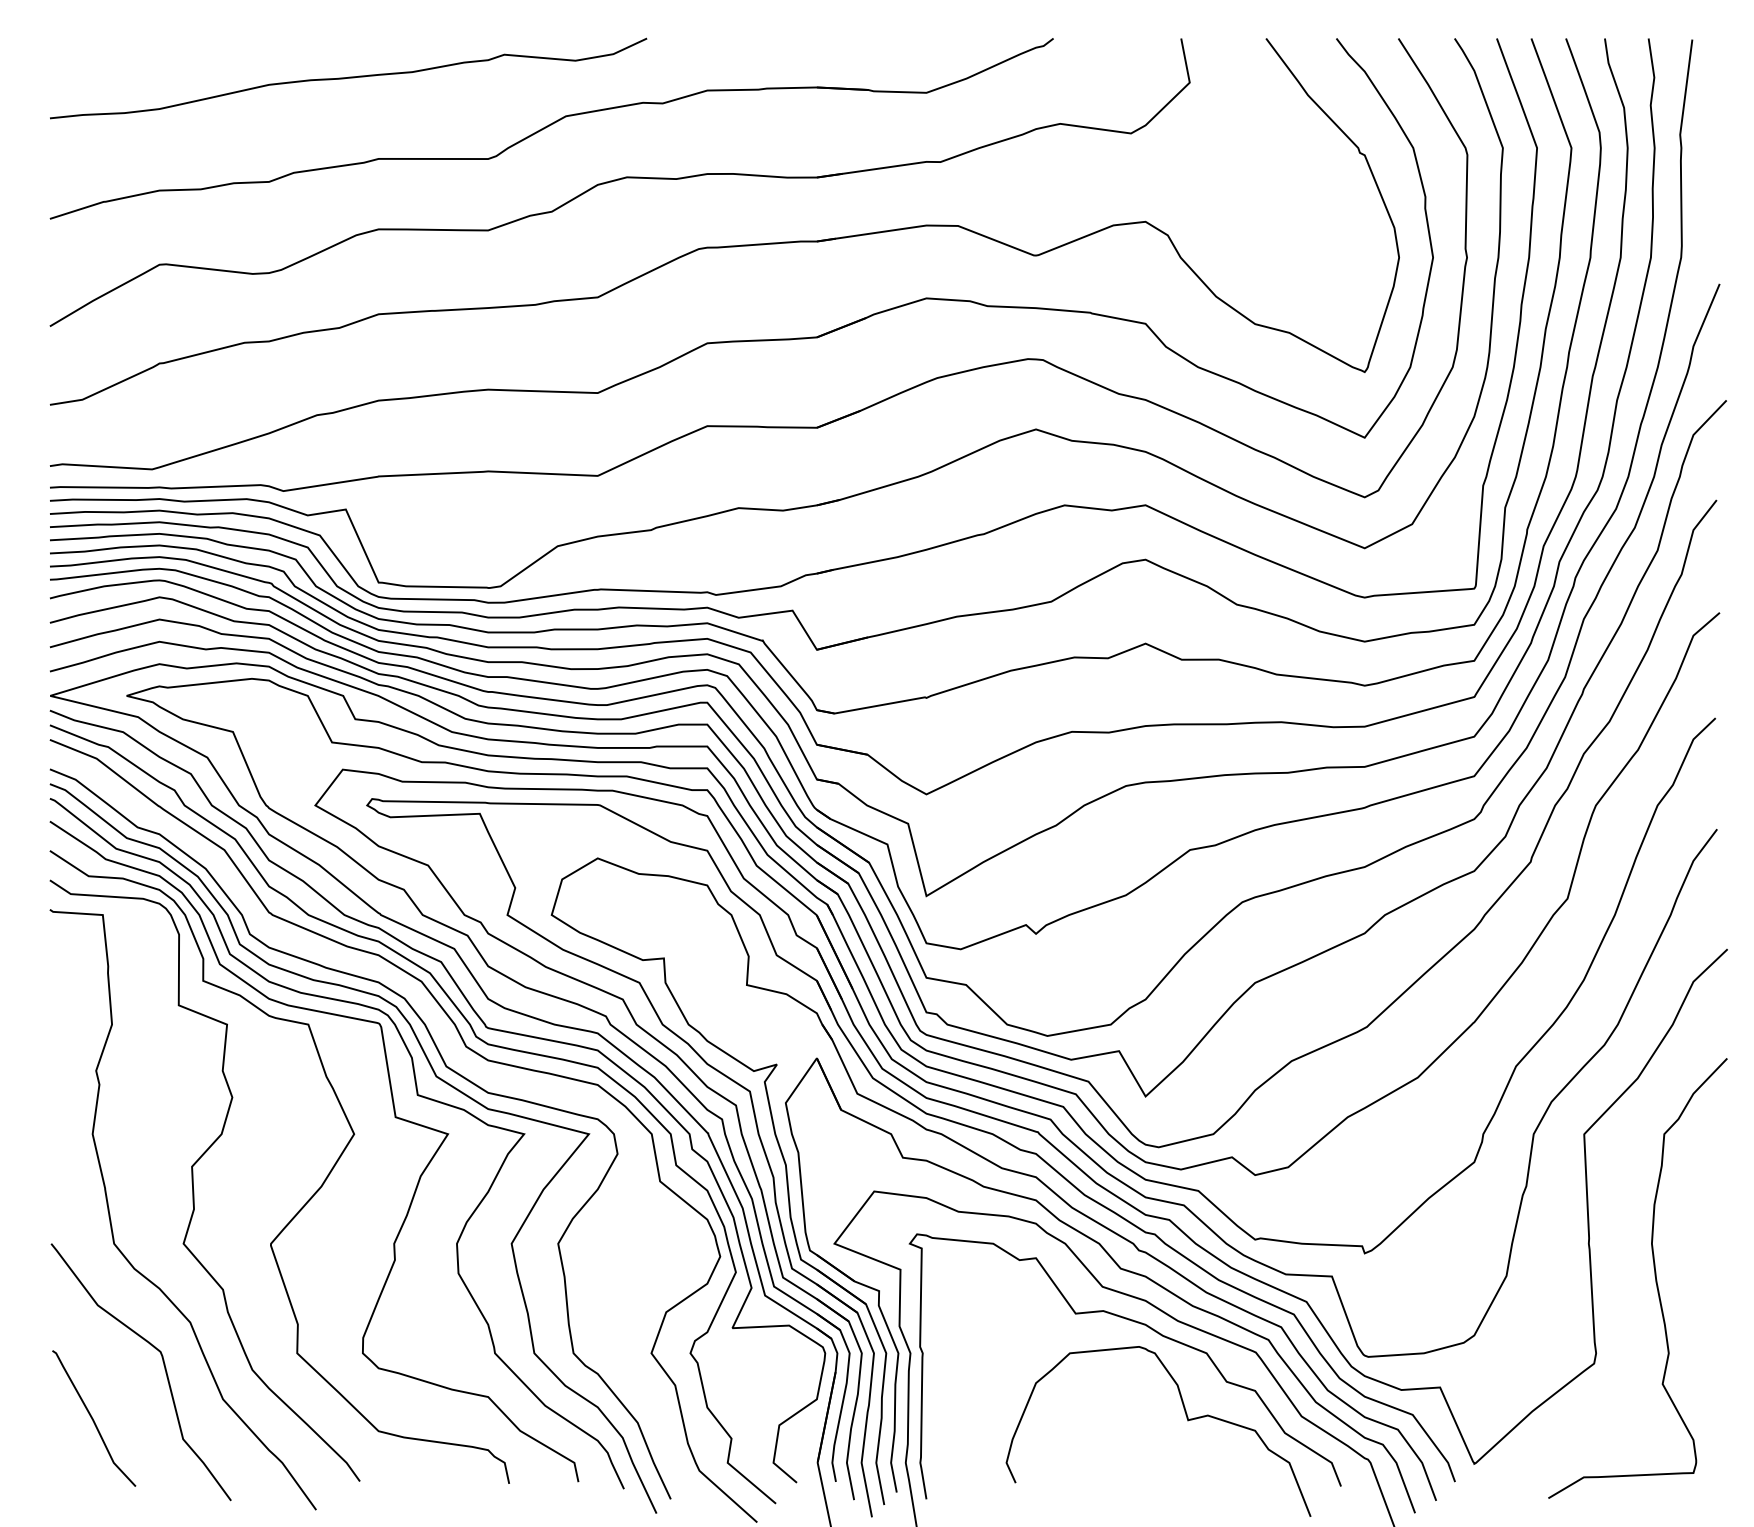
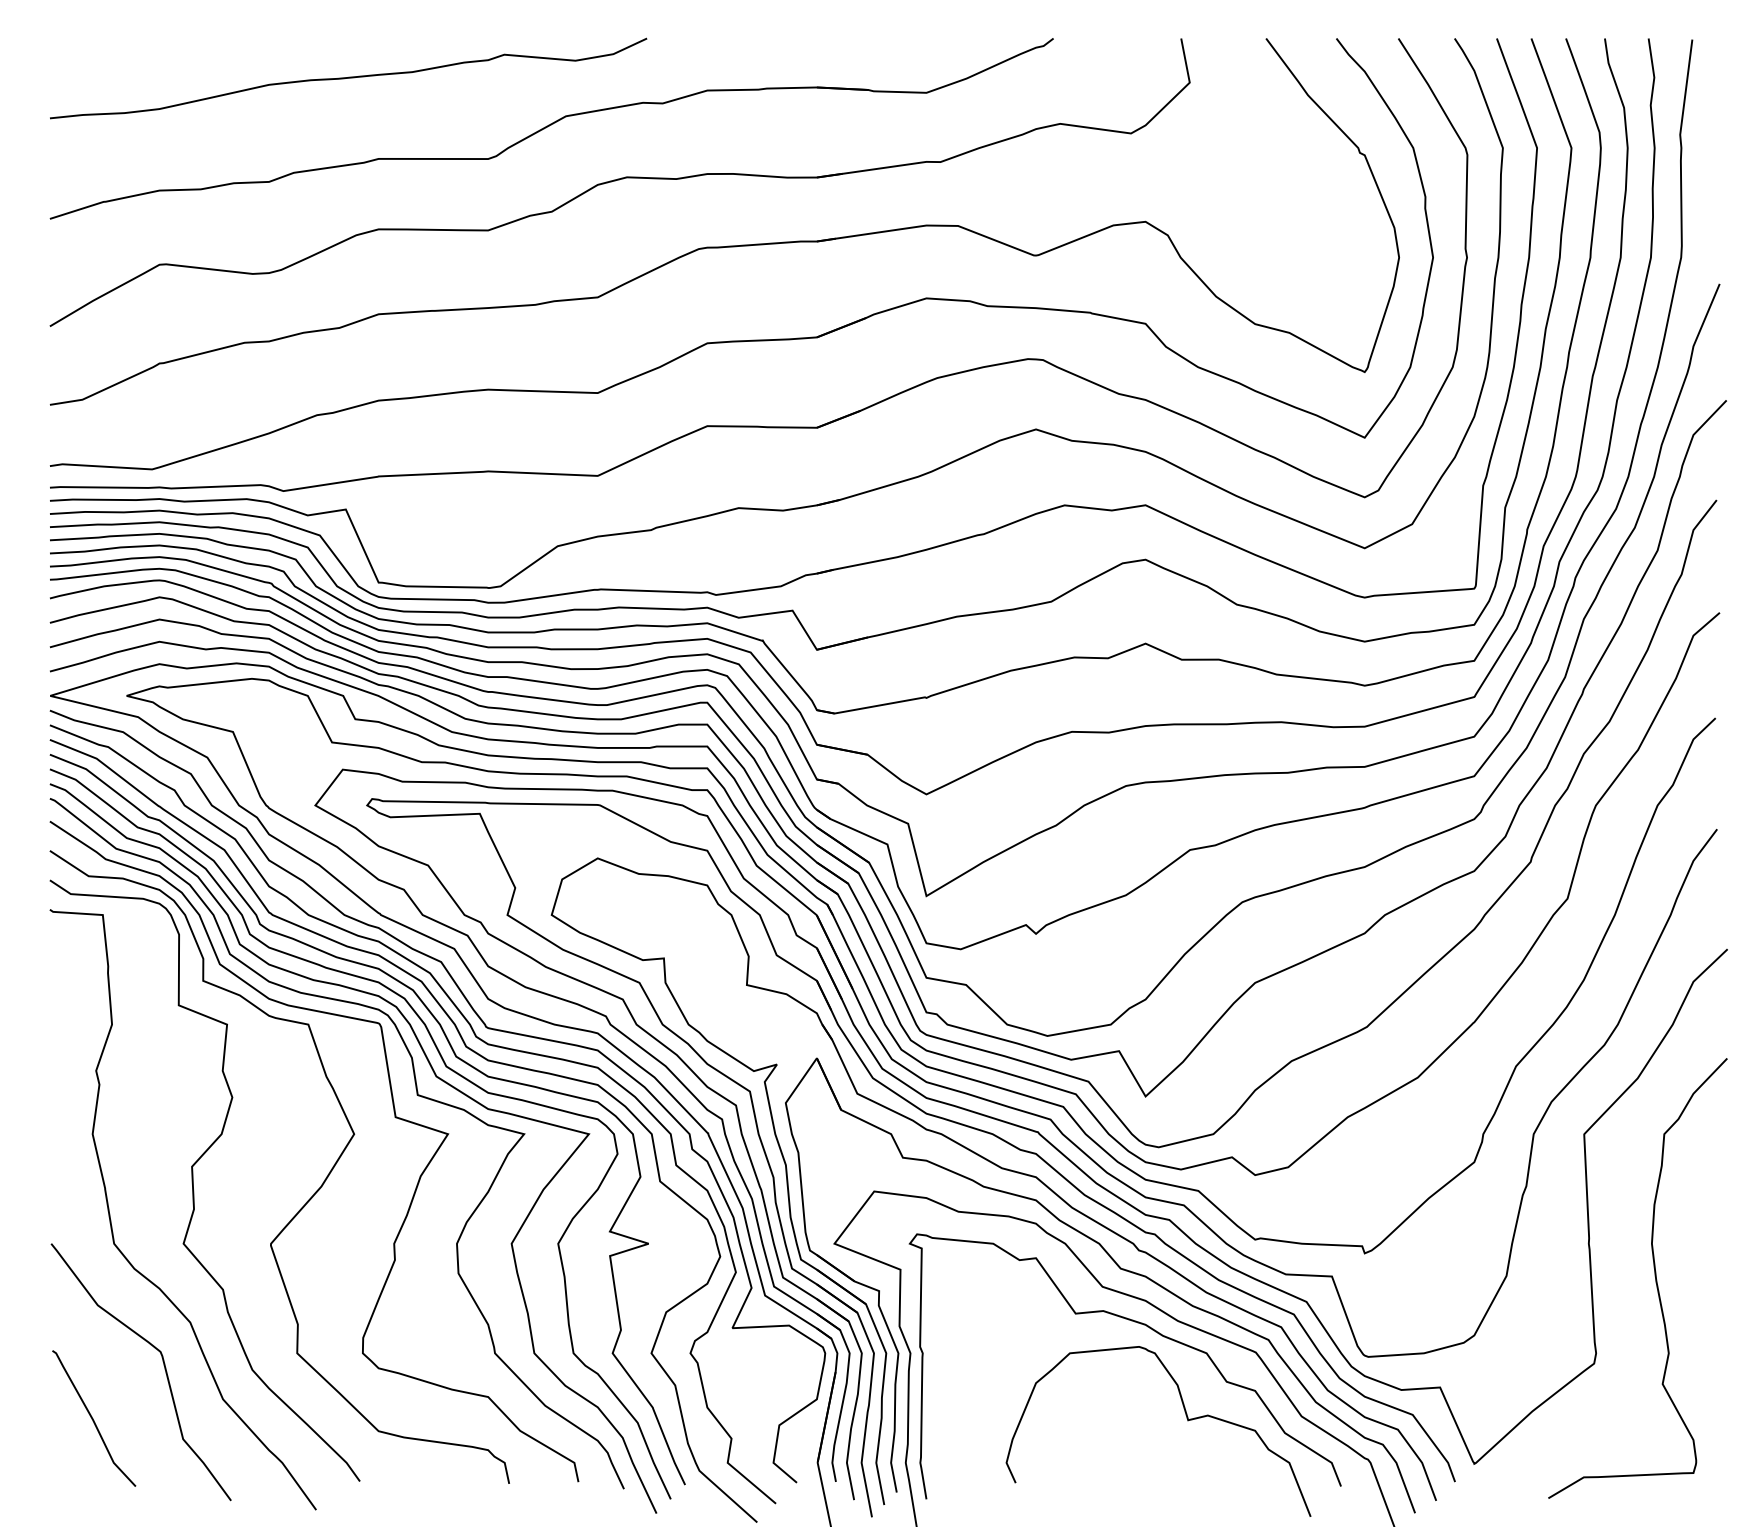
curve: none -> present (455, 1057)
